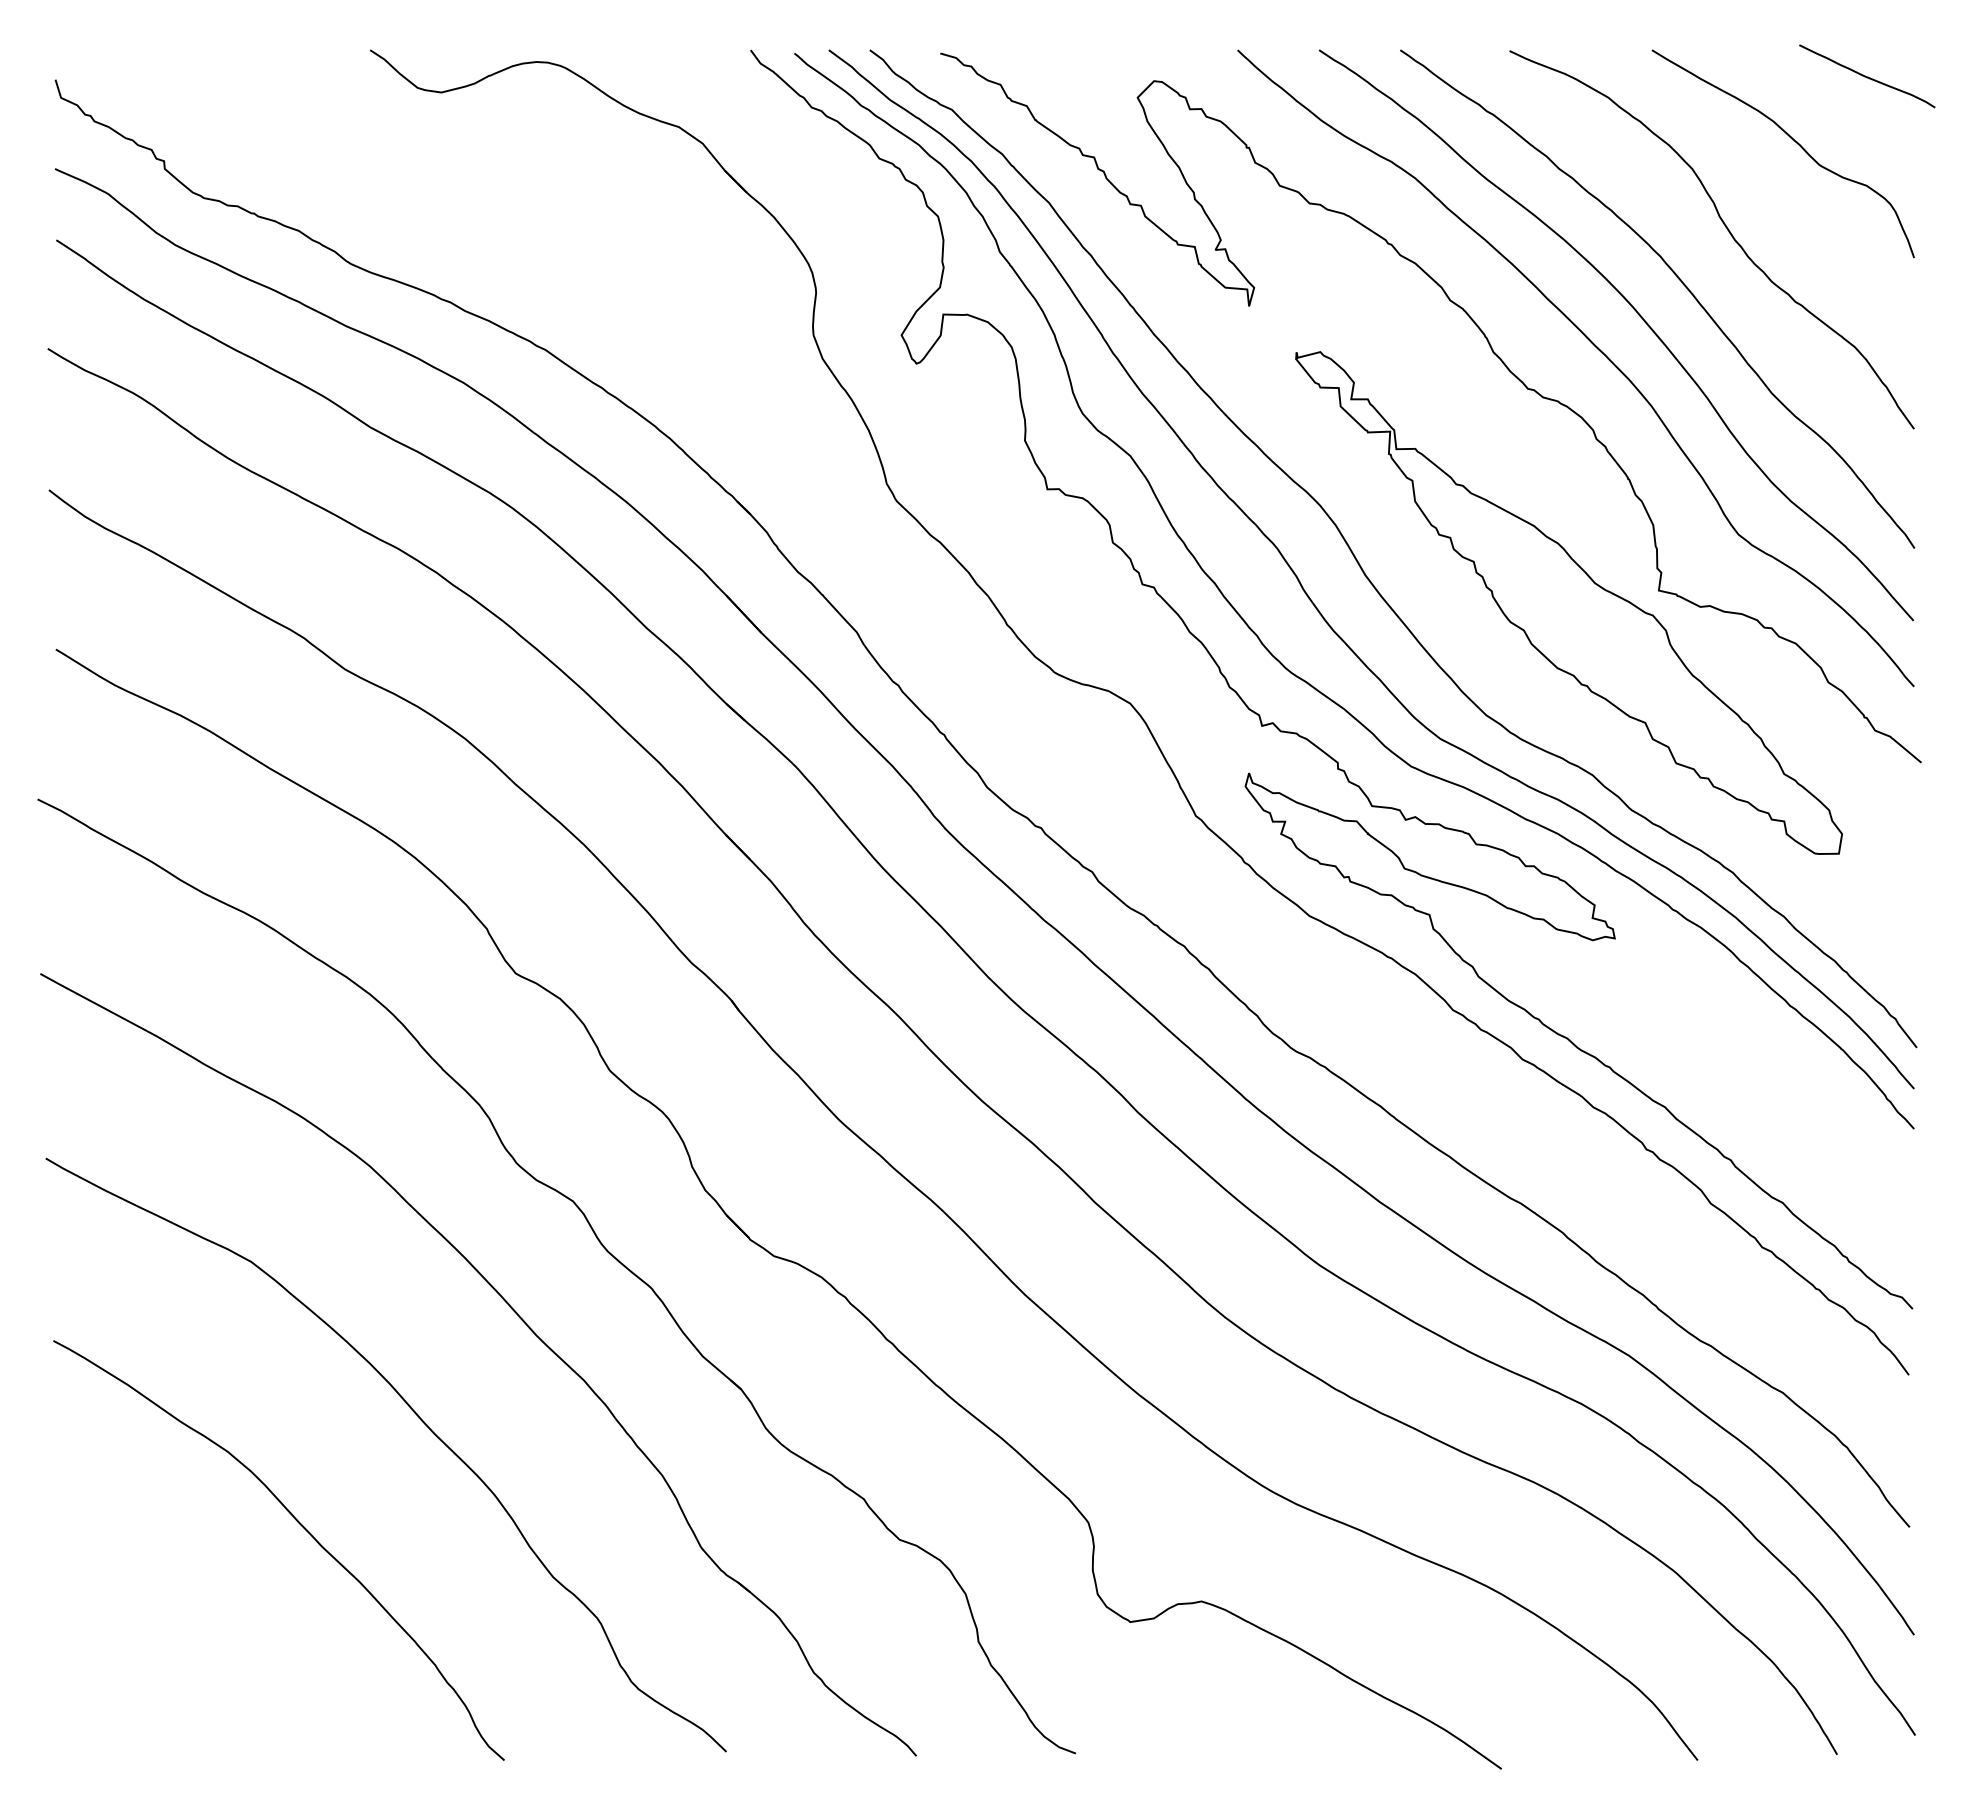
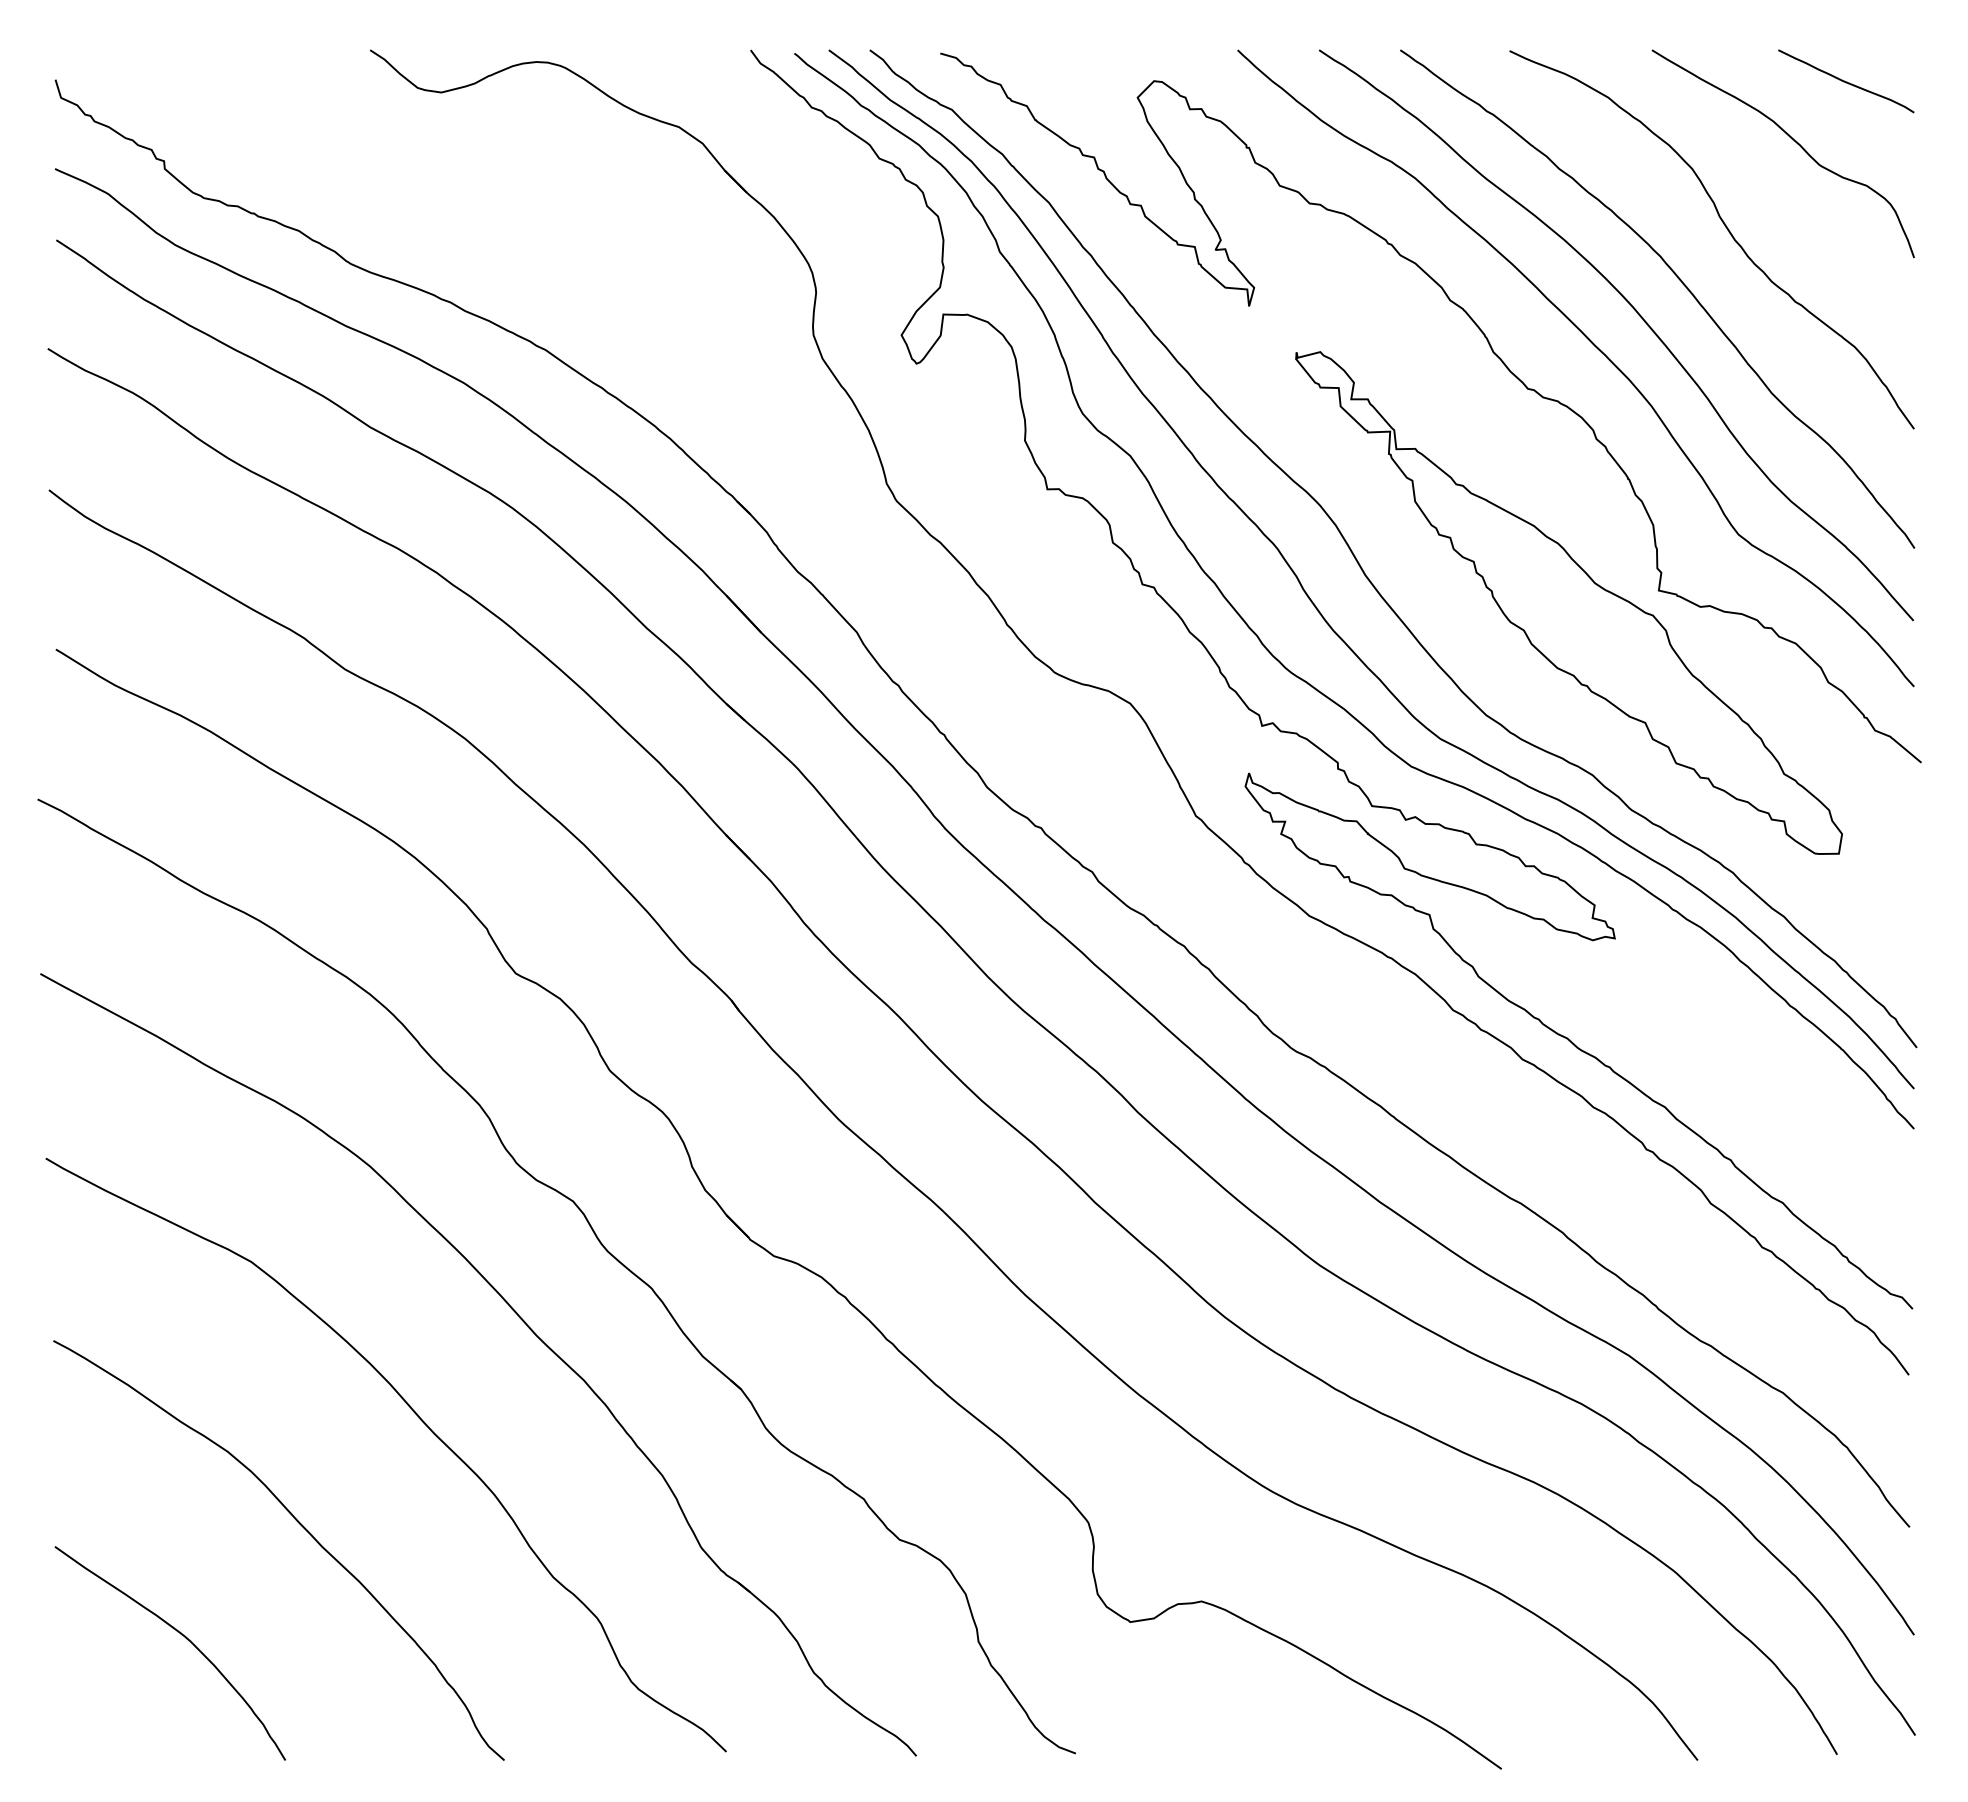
curve position: (1867, 76) -> (1846, 81) (1846, 81)
curve: none -> present (181, 1635)
